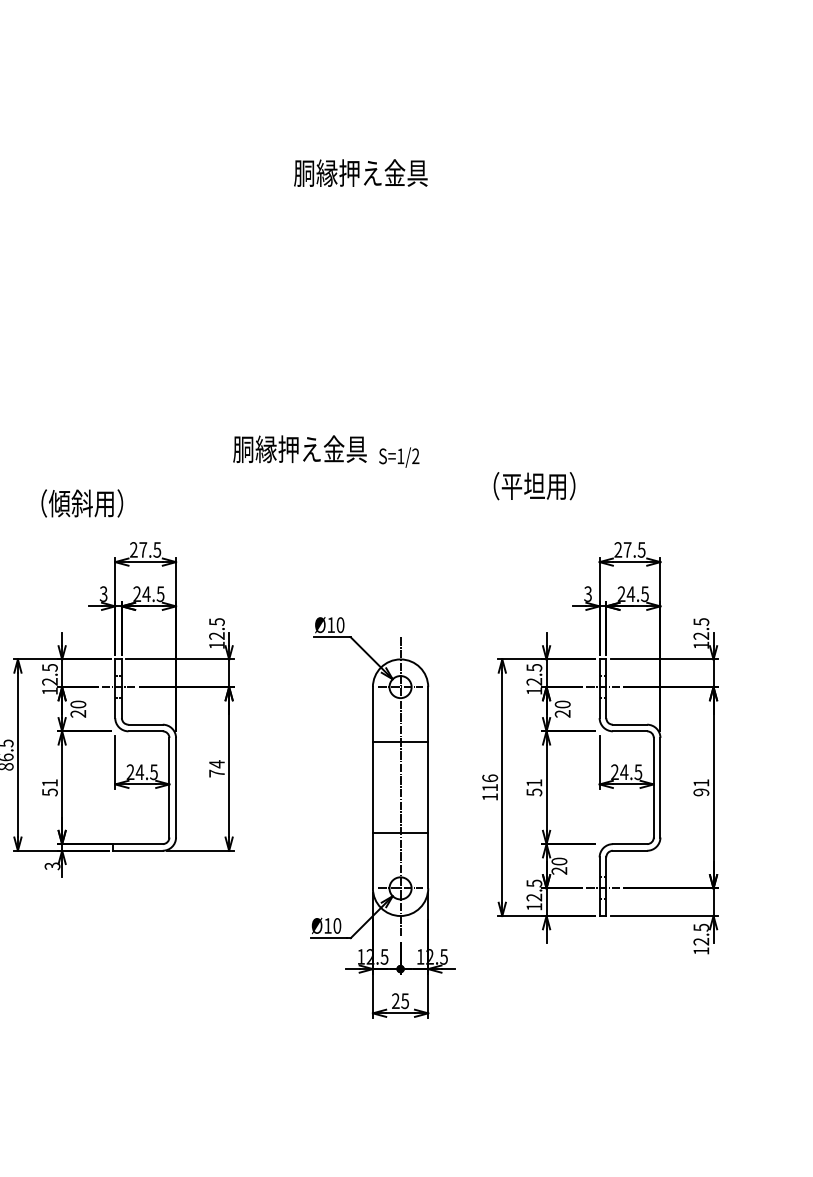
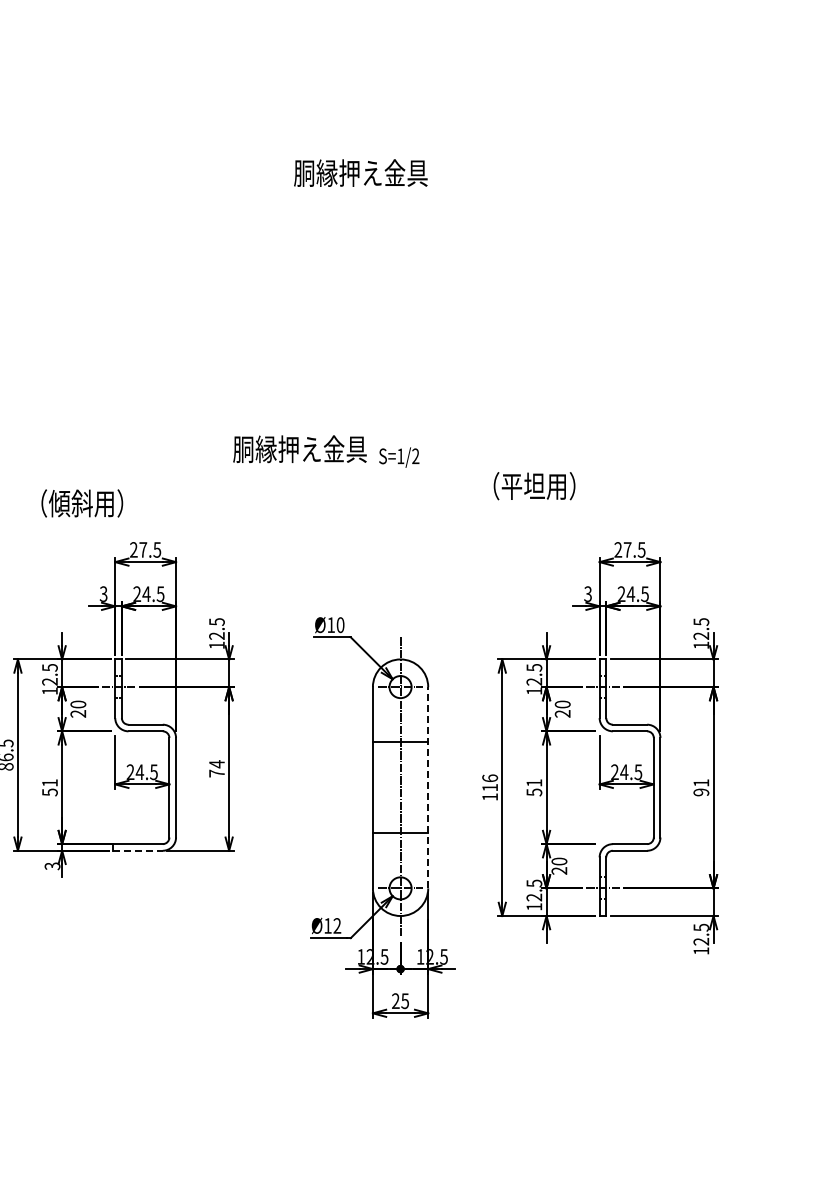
line: solid -> dashed (428, 787)
line: solid -> dashed (137, 850)
text: Ø10 -> Ø12 (337, 925)
